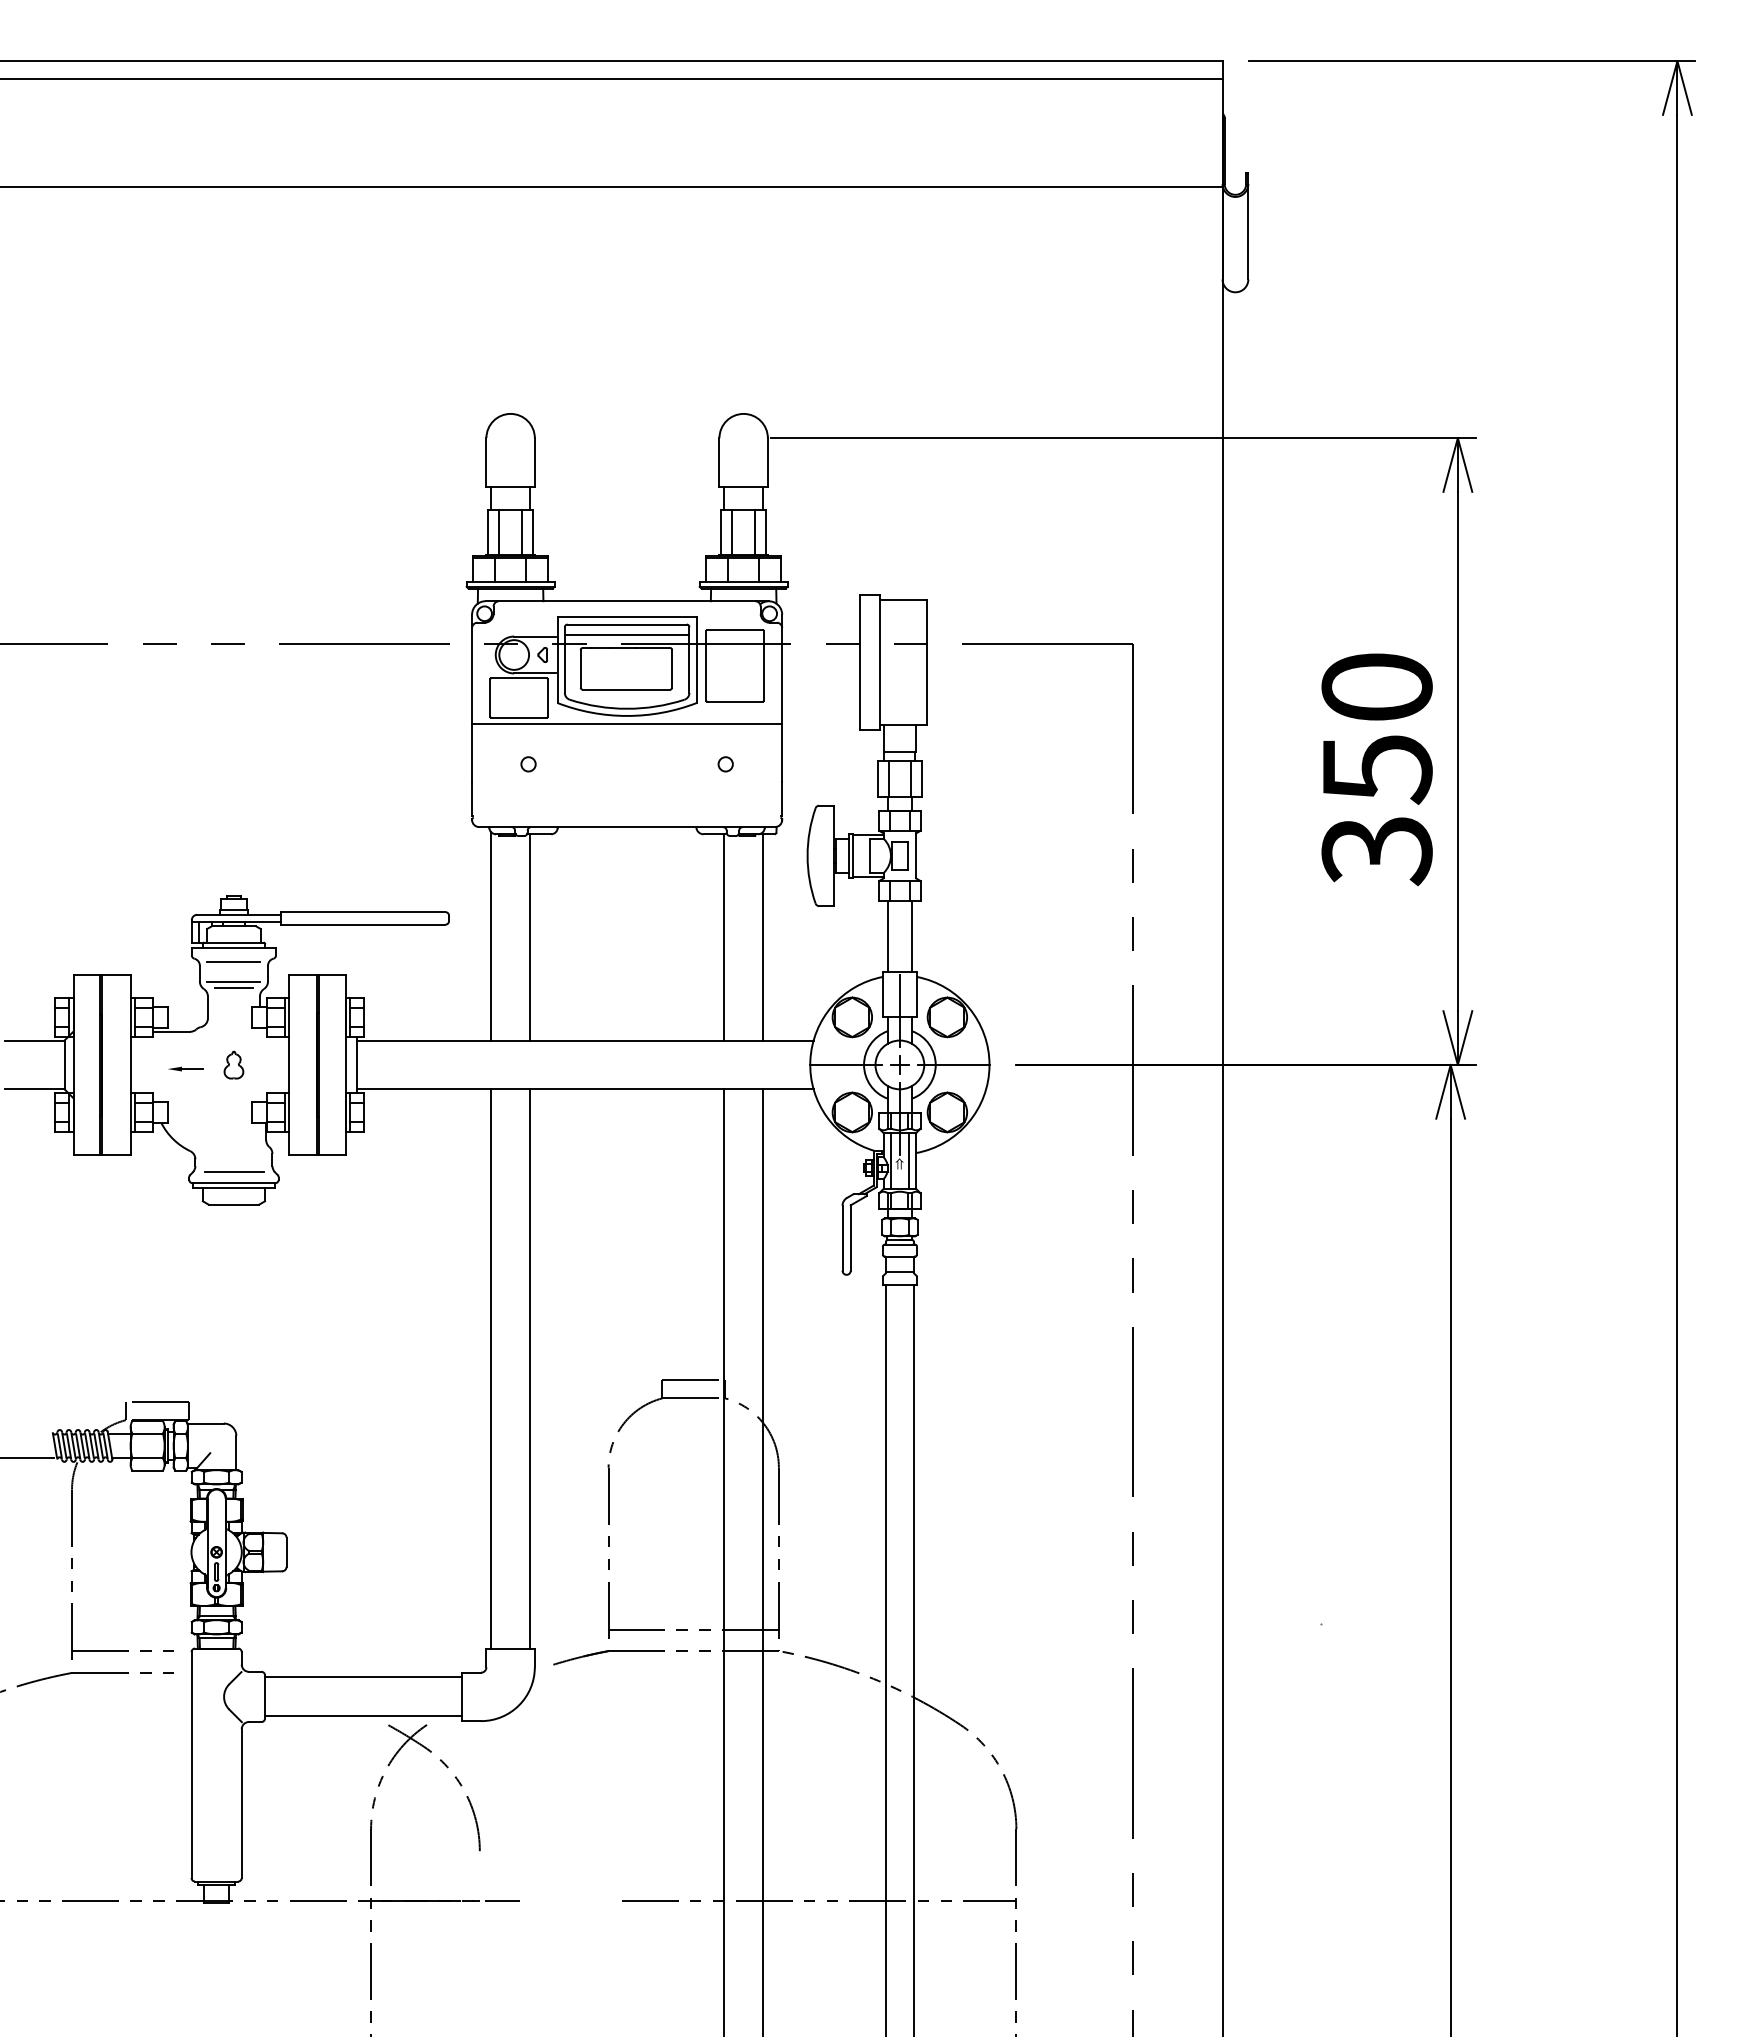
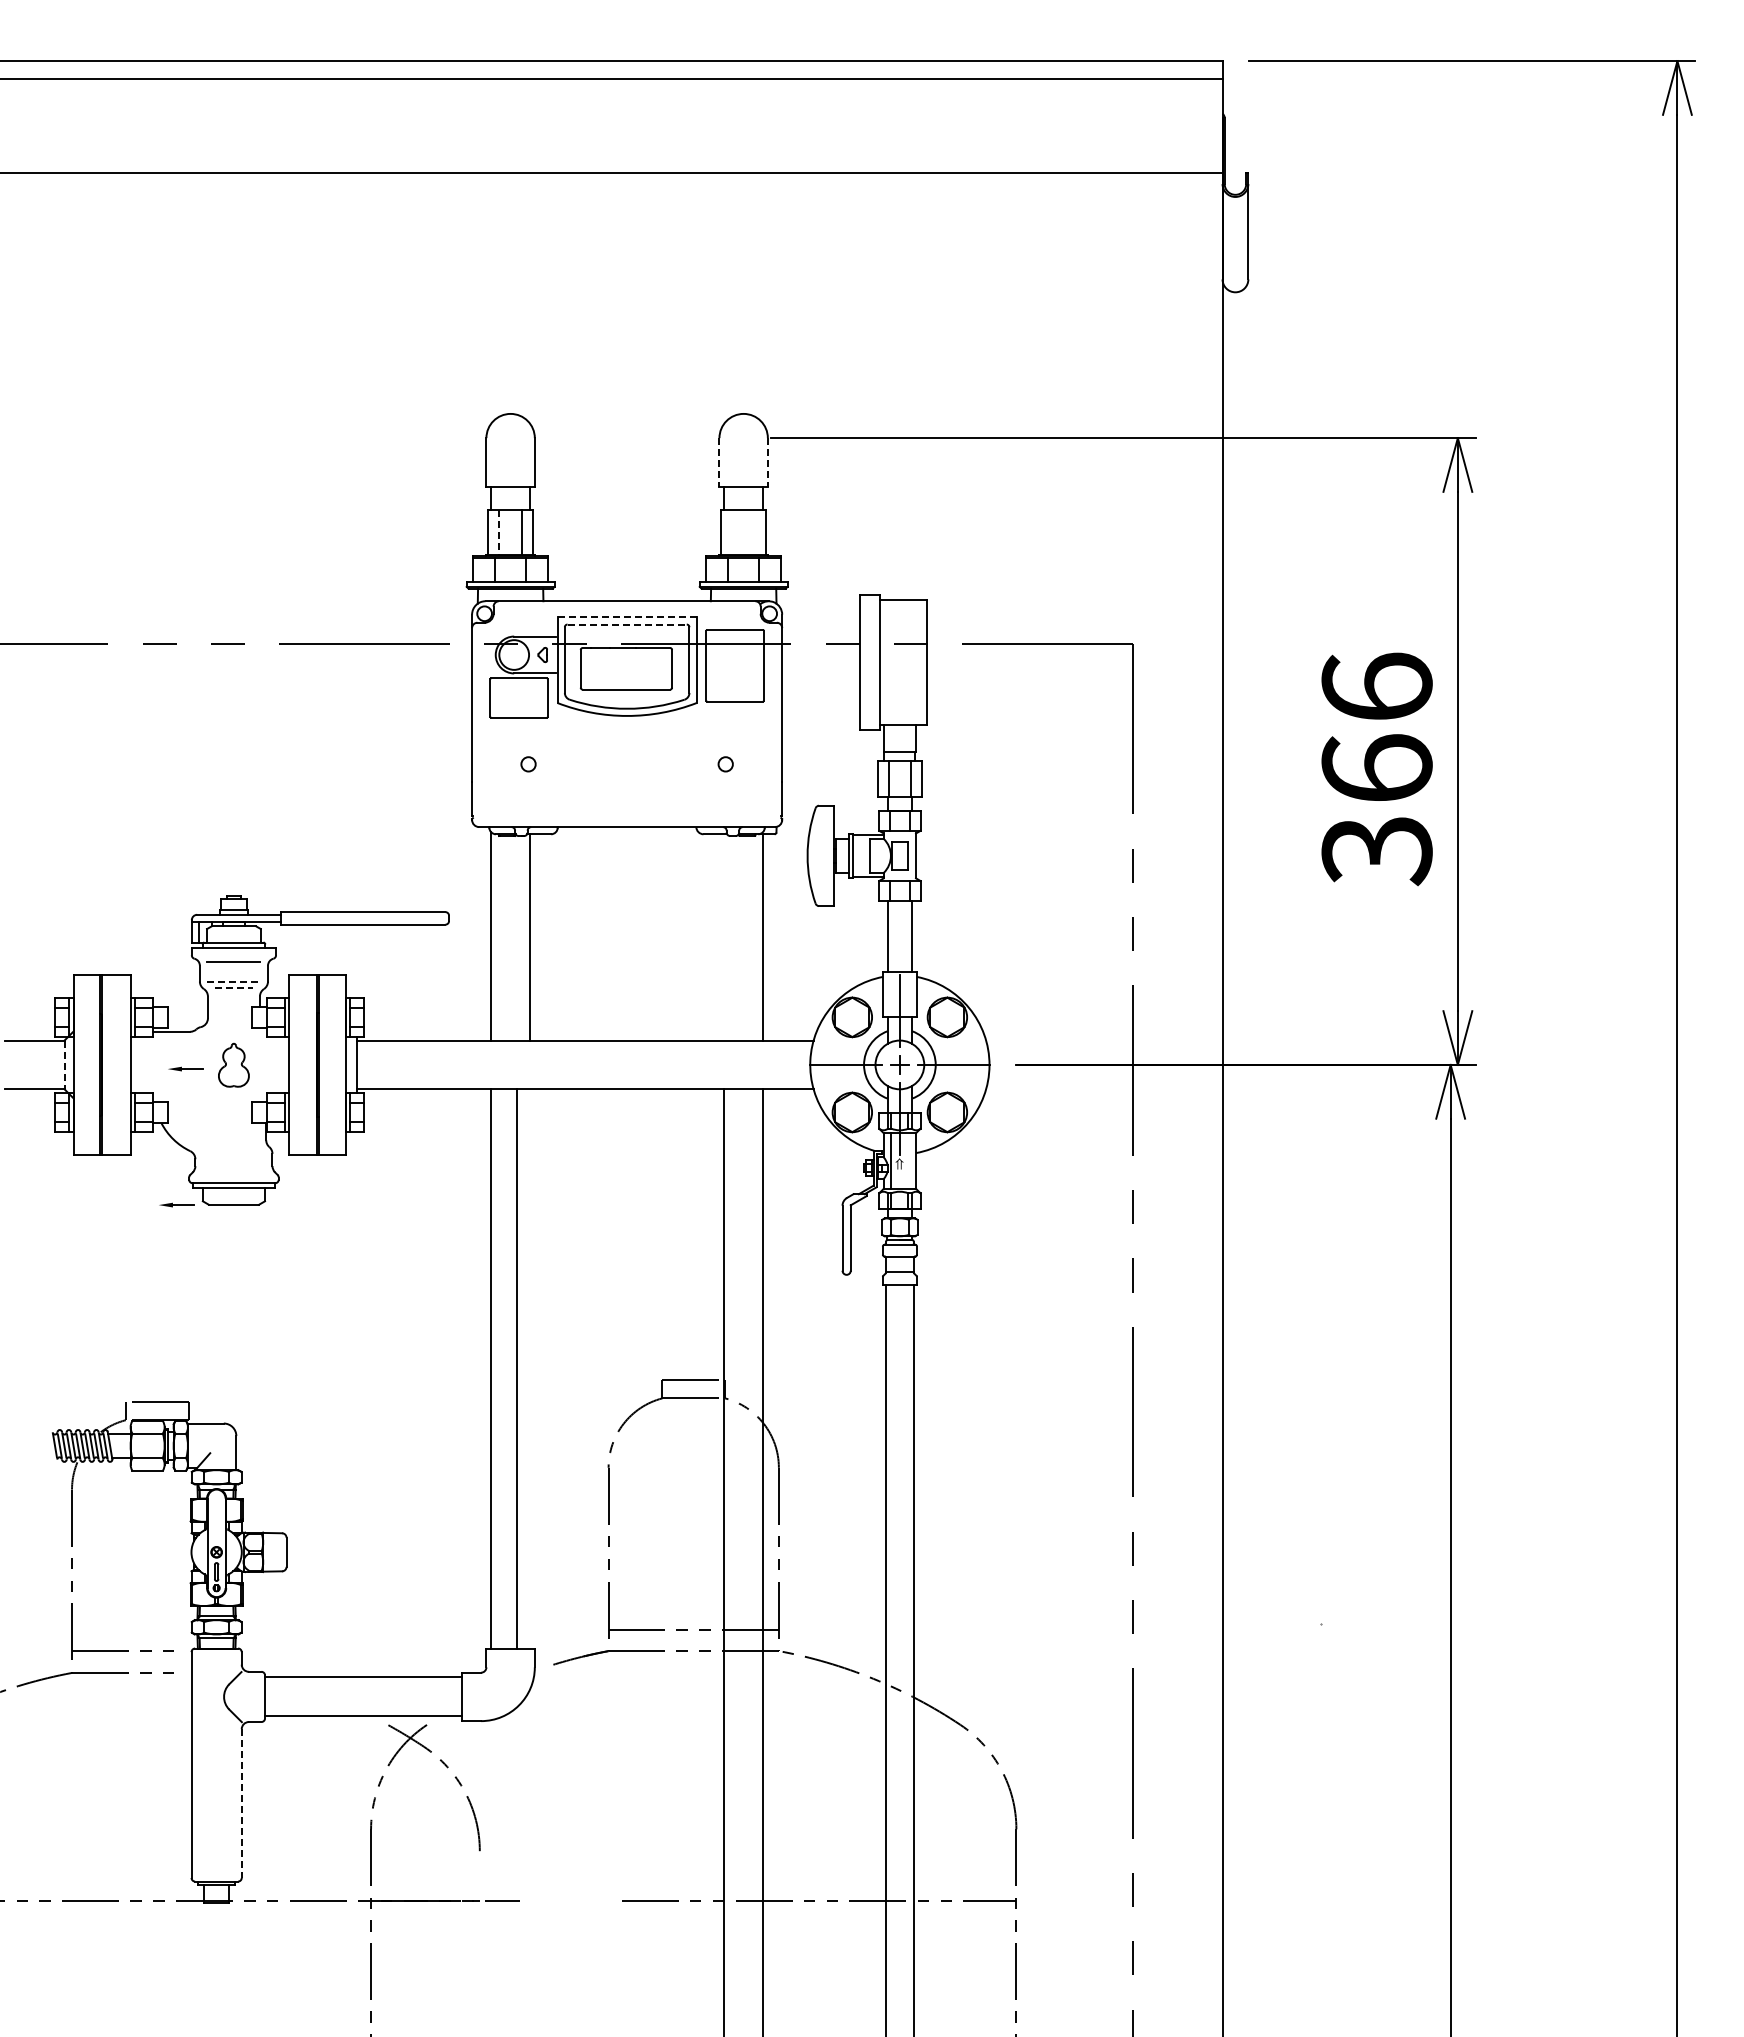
line position: (612, 186) -> (612, 172) (612, 172)
line: solid -> dashed (719, 462)
line: solid -> dashed (767, 462)
line: present -> none (732, 531)
line: present -> none (754, 531)
line: solid -> dashed (499, 532)
line: solid -> dashed (627, 617)
line: solid -> dashed (627, 624)
line: present -> none (626, 634)
line: present -> none (627, 724)
text: 350 -> 366 (1376, 728)
line: present -> none (724, 937)
line: solid -> dashed (233, 981)
line: solid -> dashed (233, 988)
part size: 22x30 px -> 32x46 px (233, 1064)
line: solid -> dashed (64, 1065)
line: present -> none (908, 1160)
line: present -> none (234, 1172)
part: none -> present (176, 1204)
line position: (530, 1368) -> (517, 1368) (517, 1368)
line: present -> none (27, 1458)
line: solid -> dashed (241, 1804)
